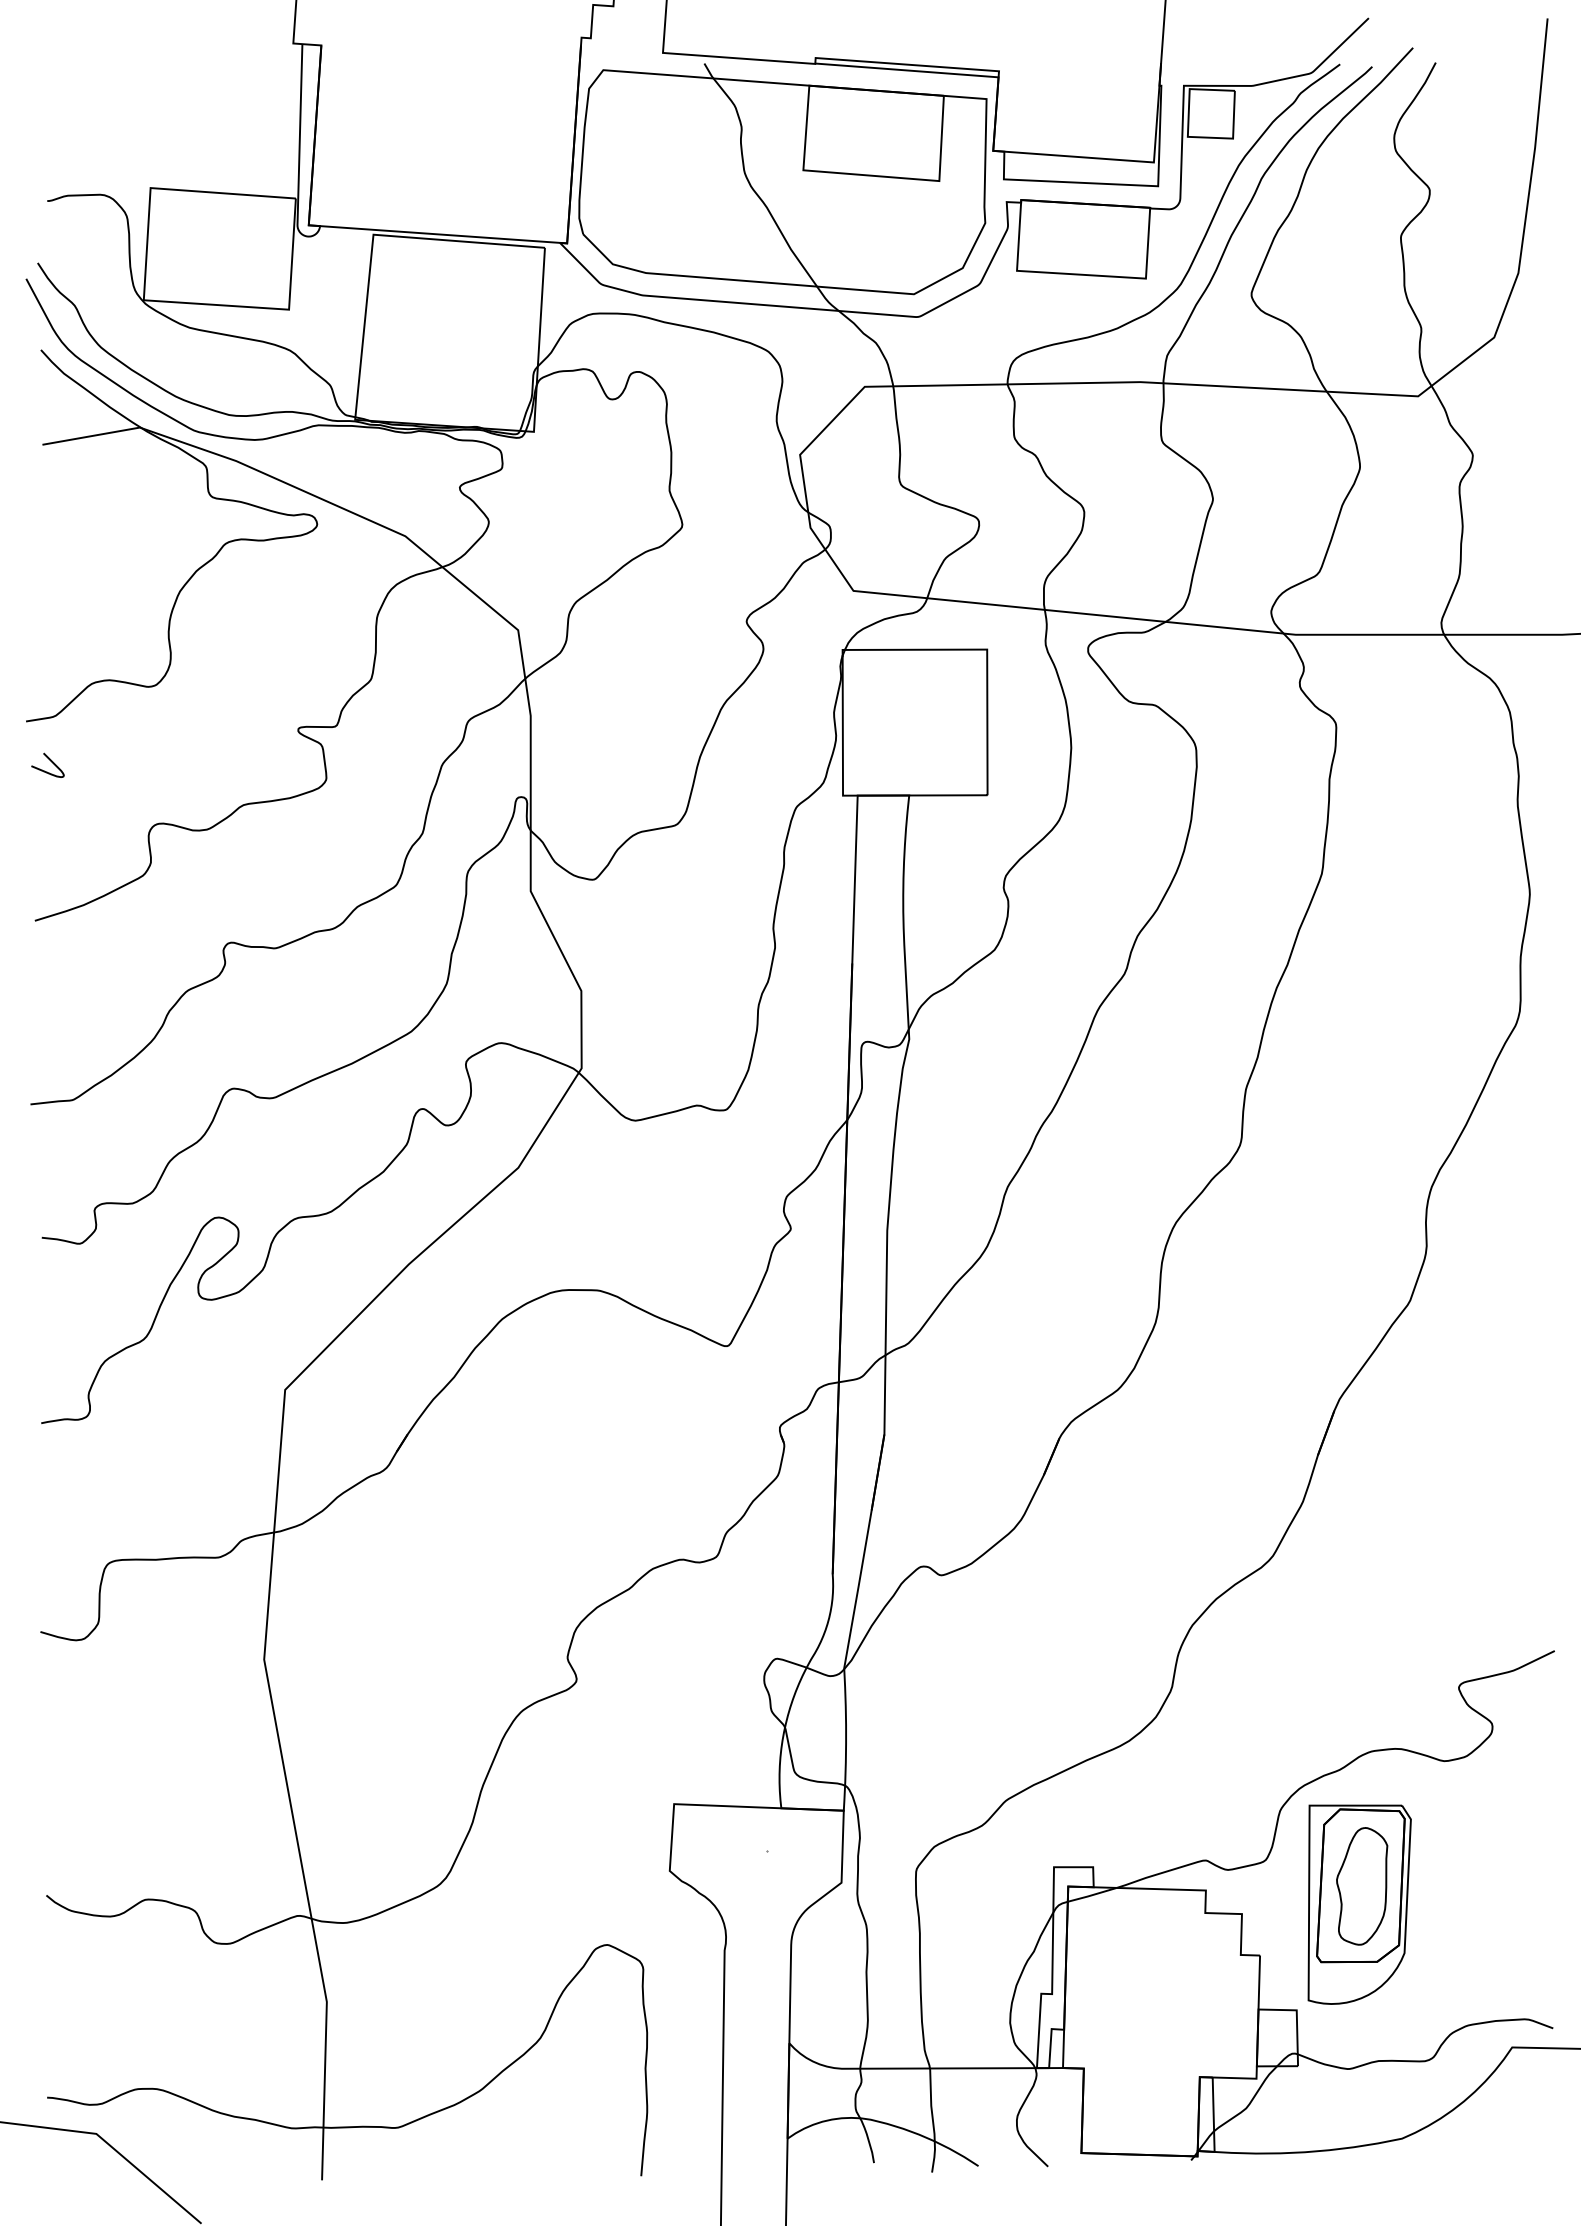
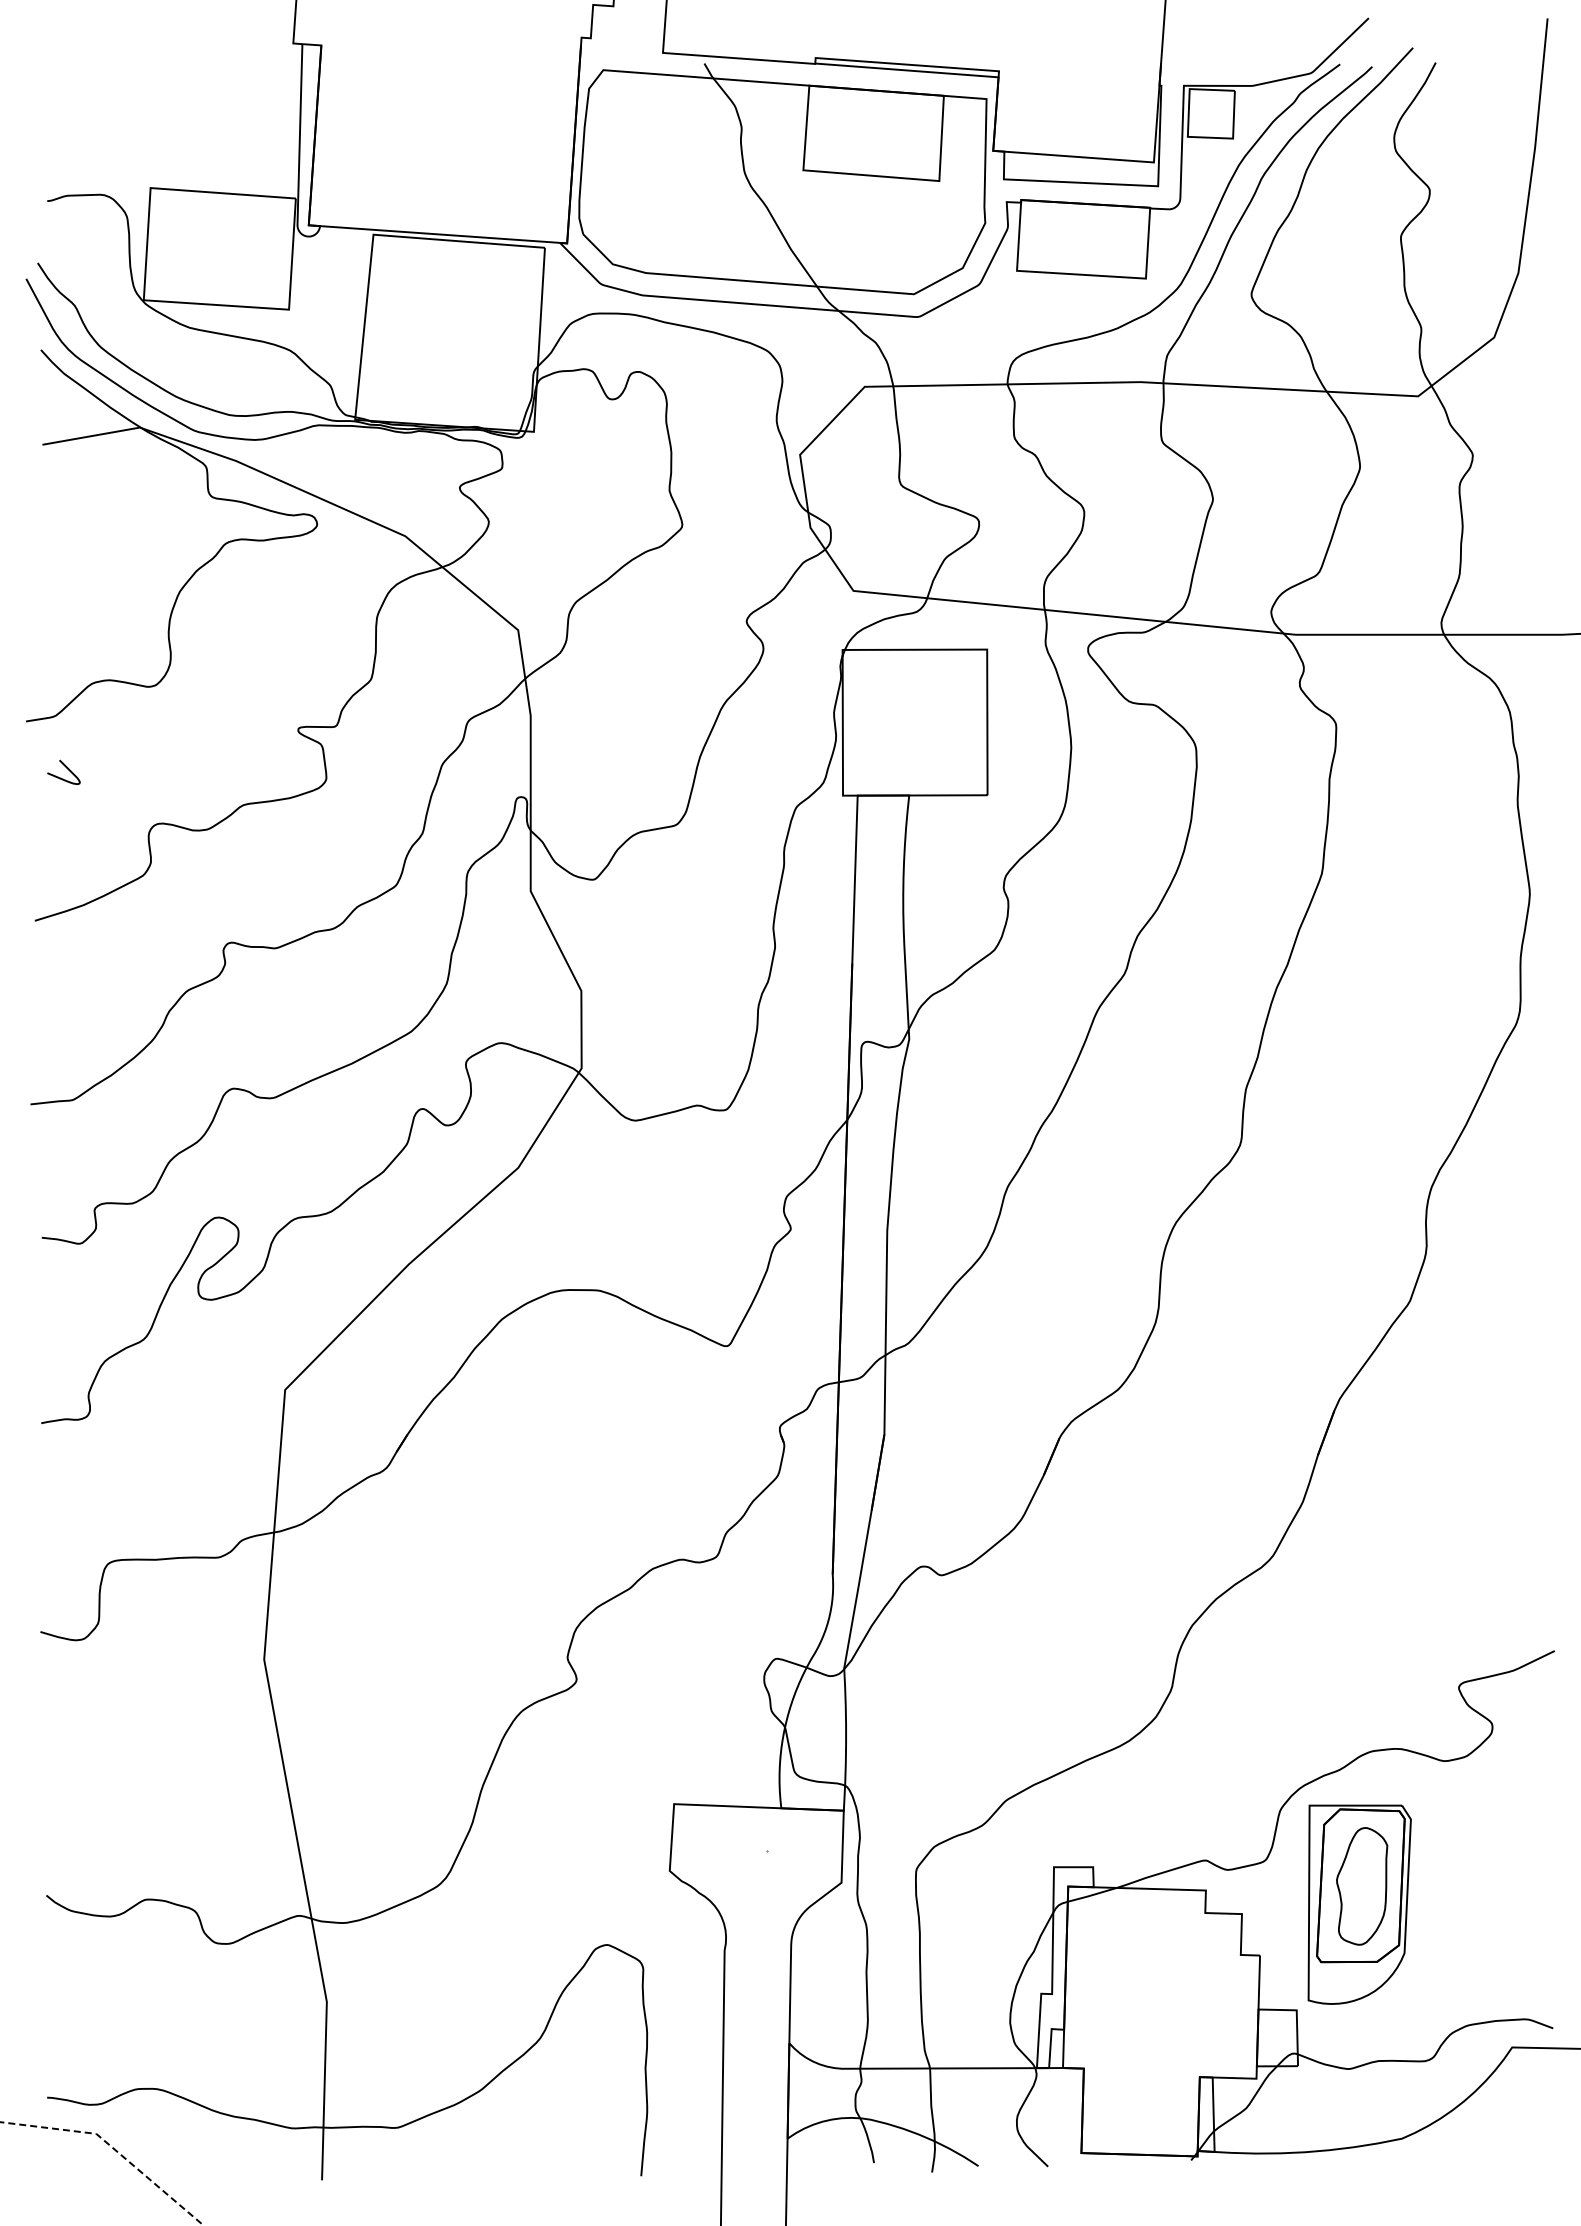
curve position: (50, 761) -> (66, 768) (66, 768)
line: solid -> dashed (111, 2146)
